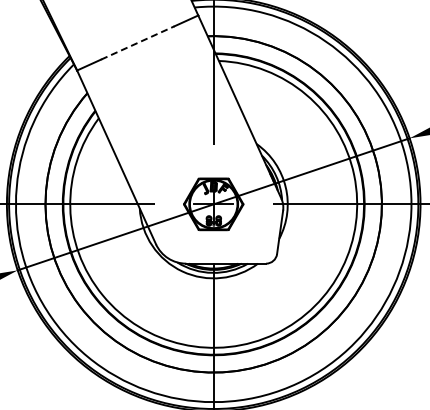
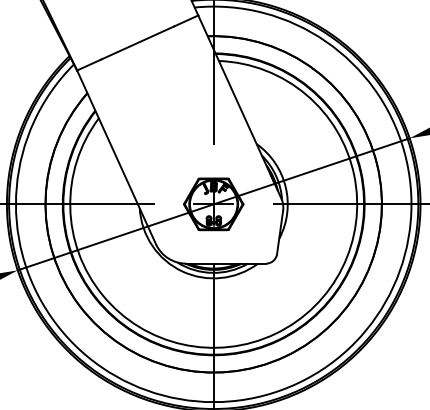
line: dashed -> solid (138, 42)
